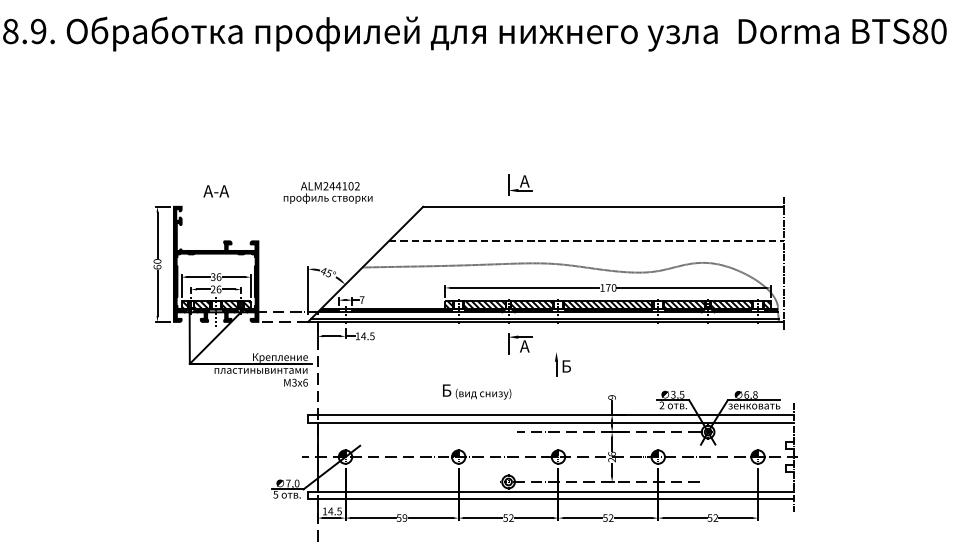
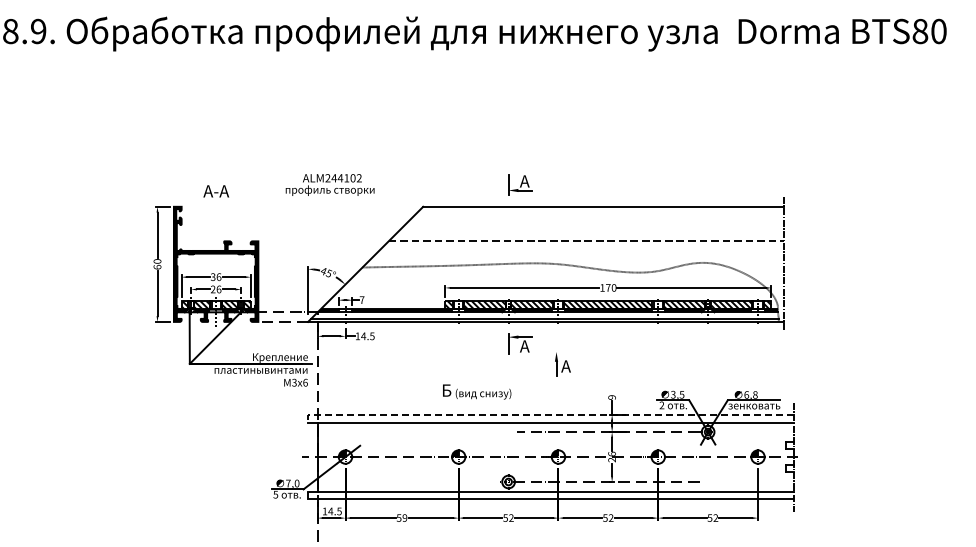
text position: (327, 192) -> (329, 184) (329, 184)
text: Б -> А (565, 366)
line: solid -> dashed (546, 414)
